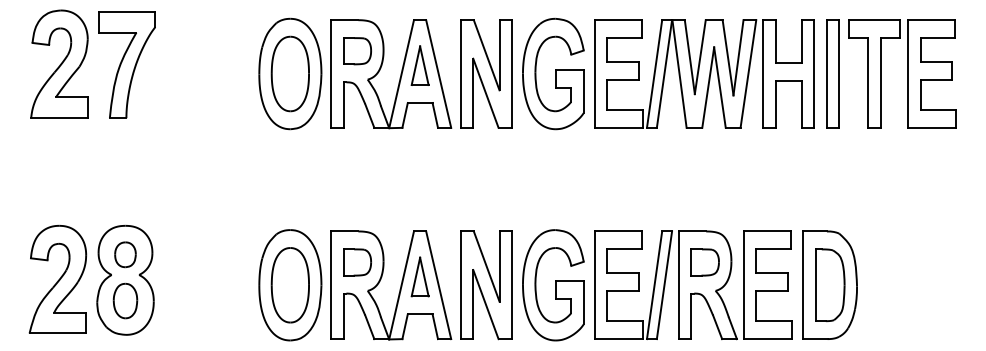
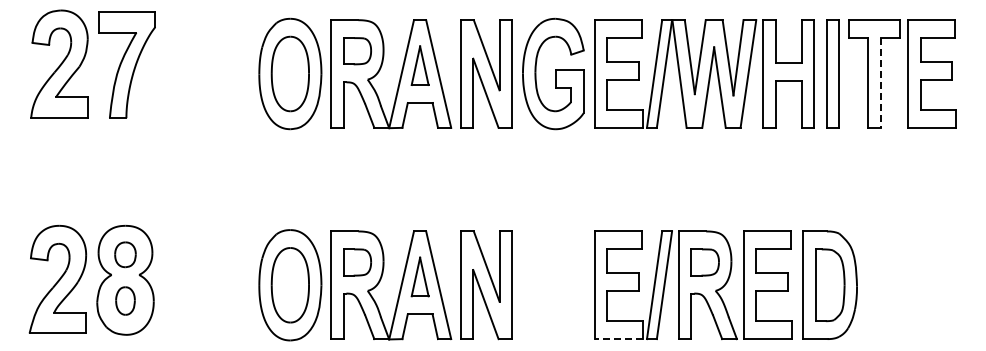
line: solid -> dashed (880, 83)
part: present -> none (553, 285)
part size: 27x38 px -> 21x30 px (125, 300)
line: solid -> dashed (618, 339)
